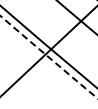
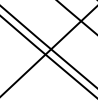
arc: dashed -> solid (49, 57)
